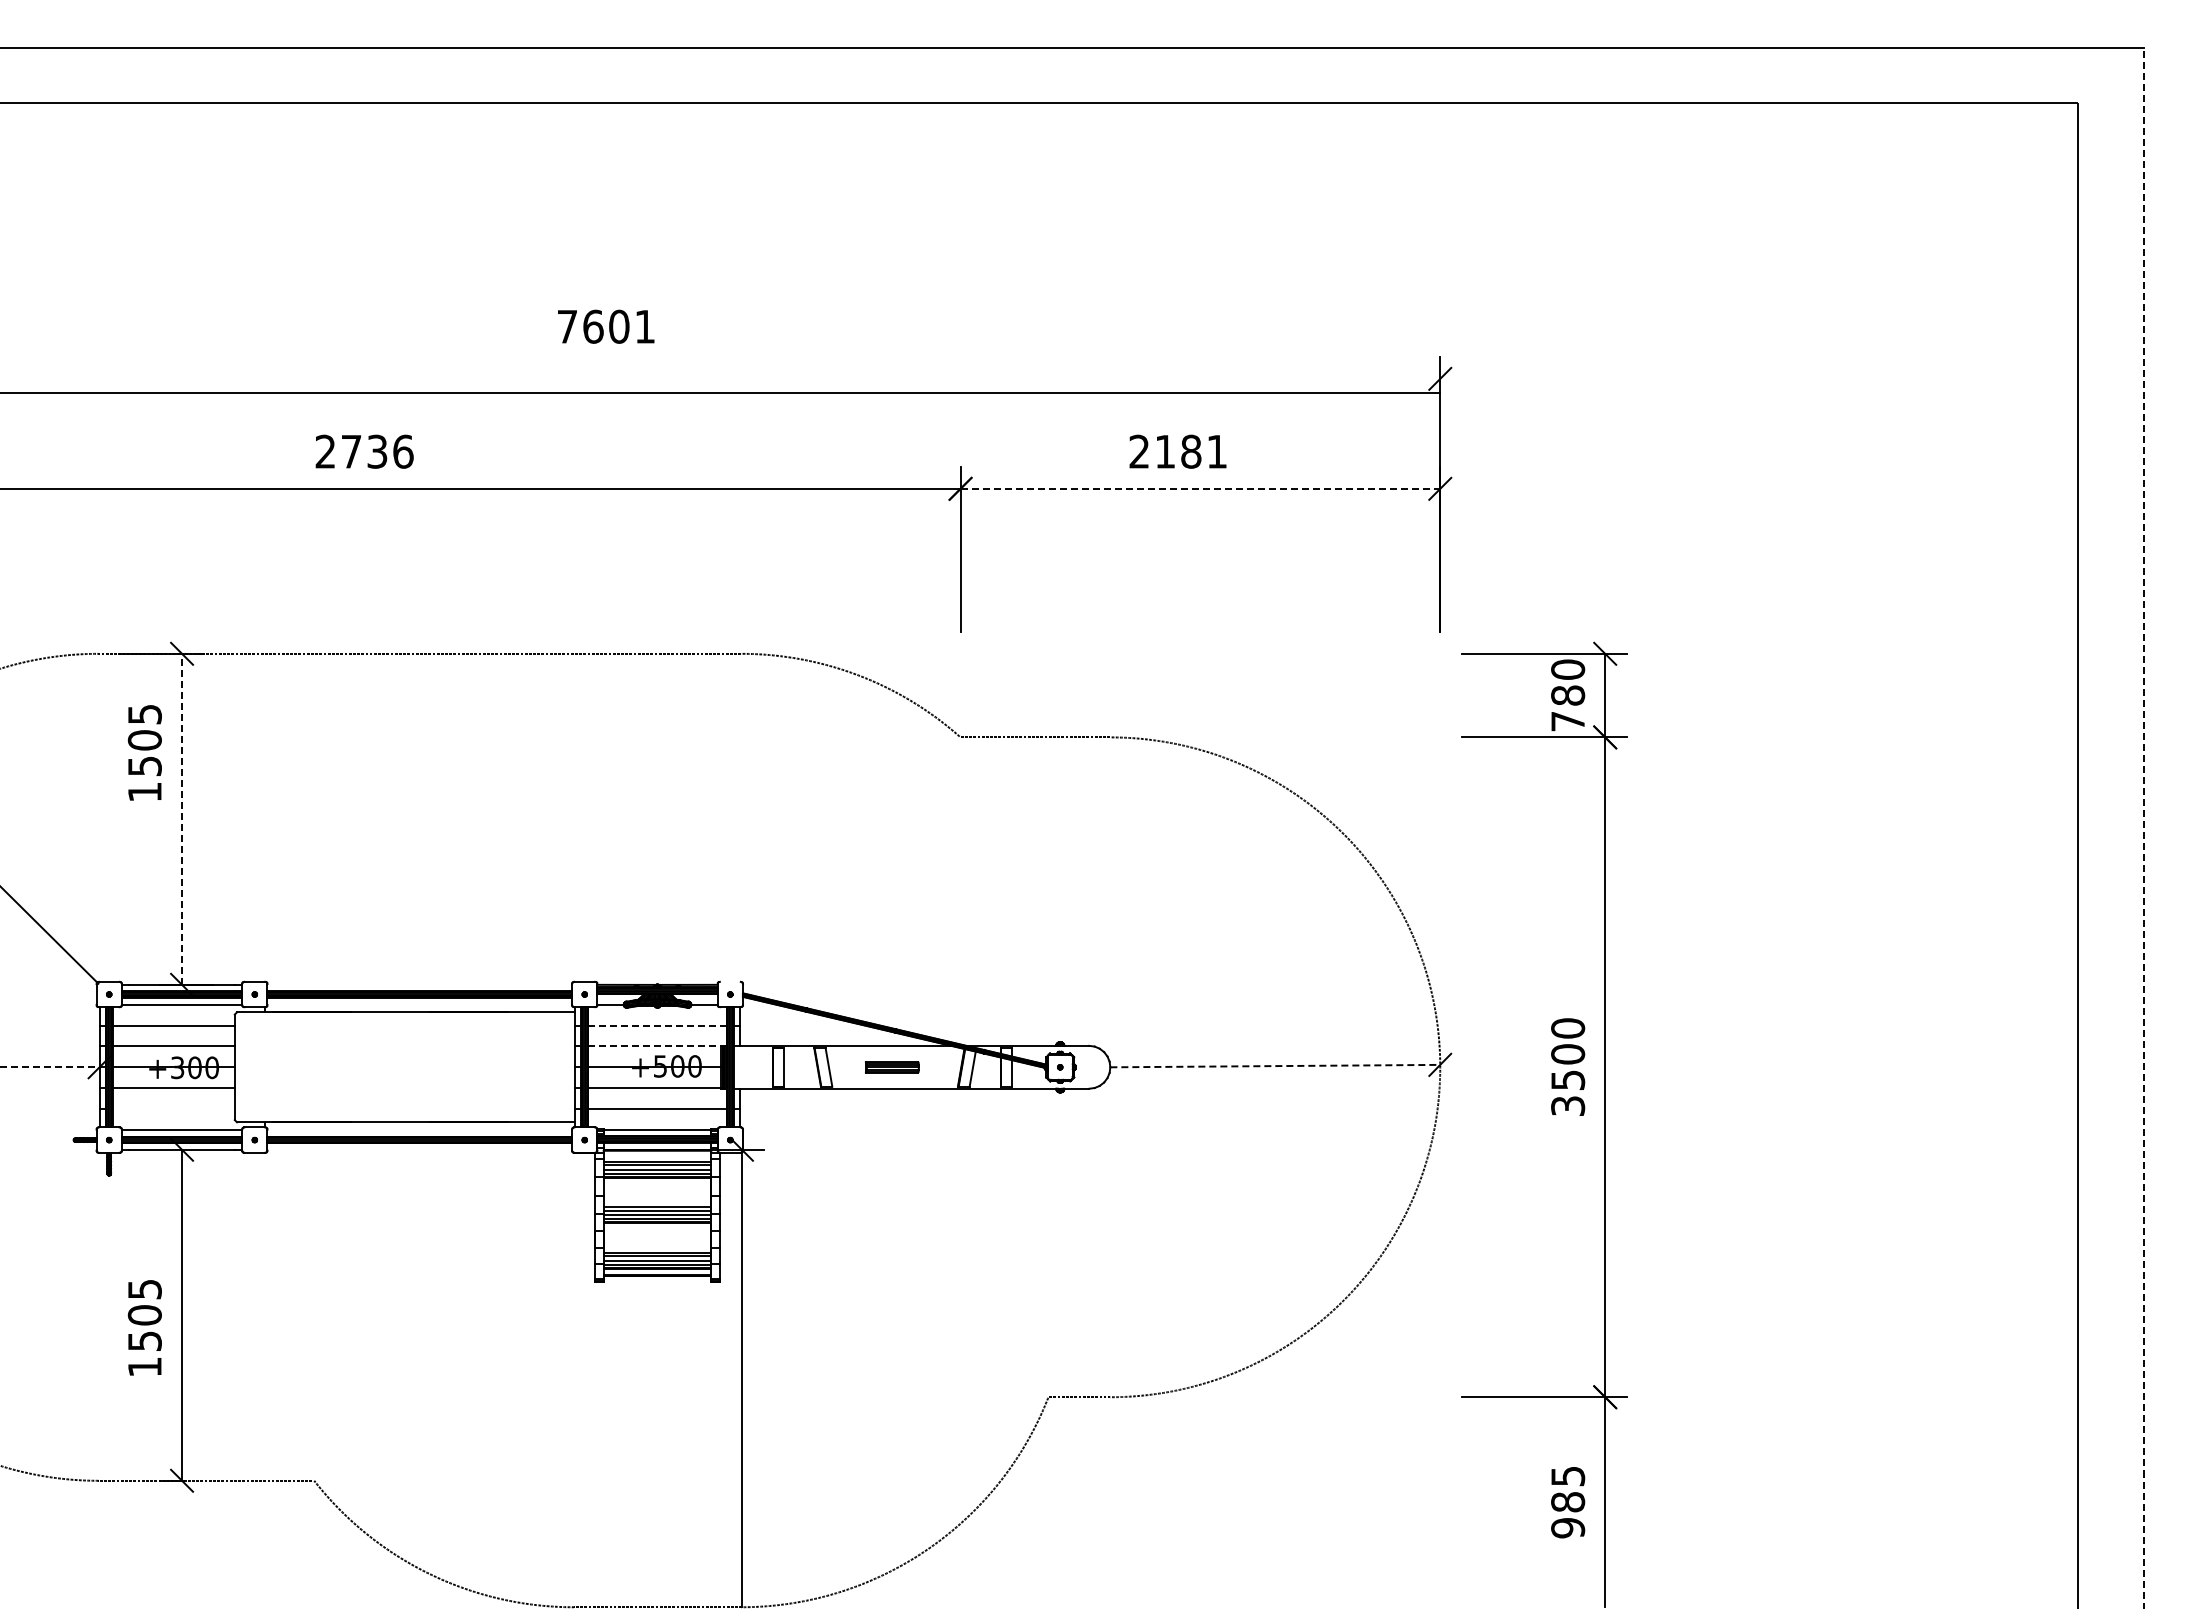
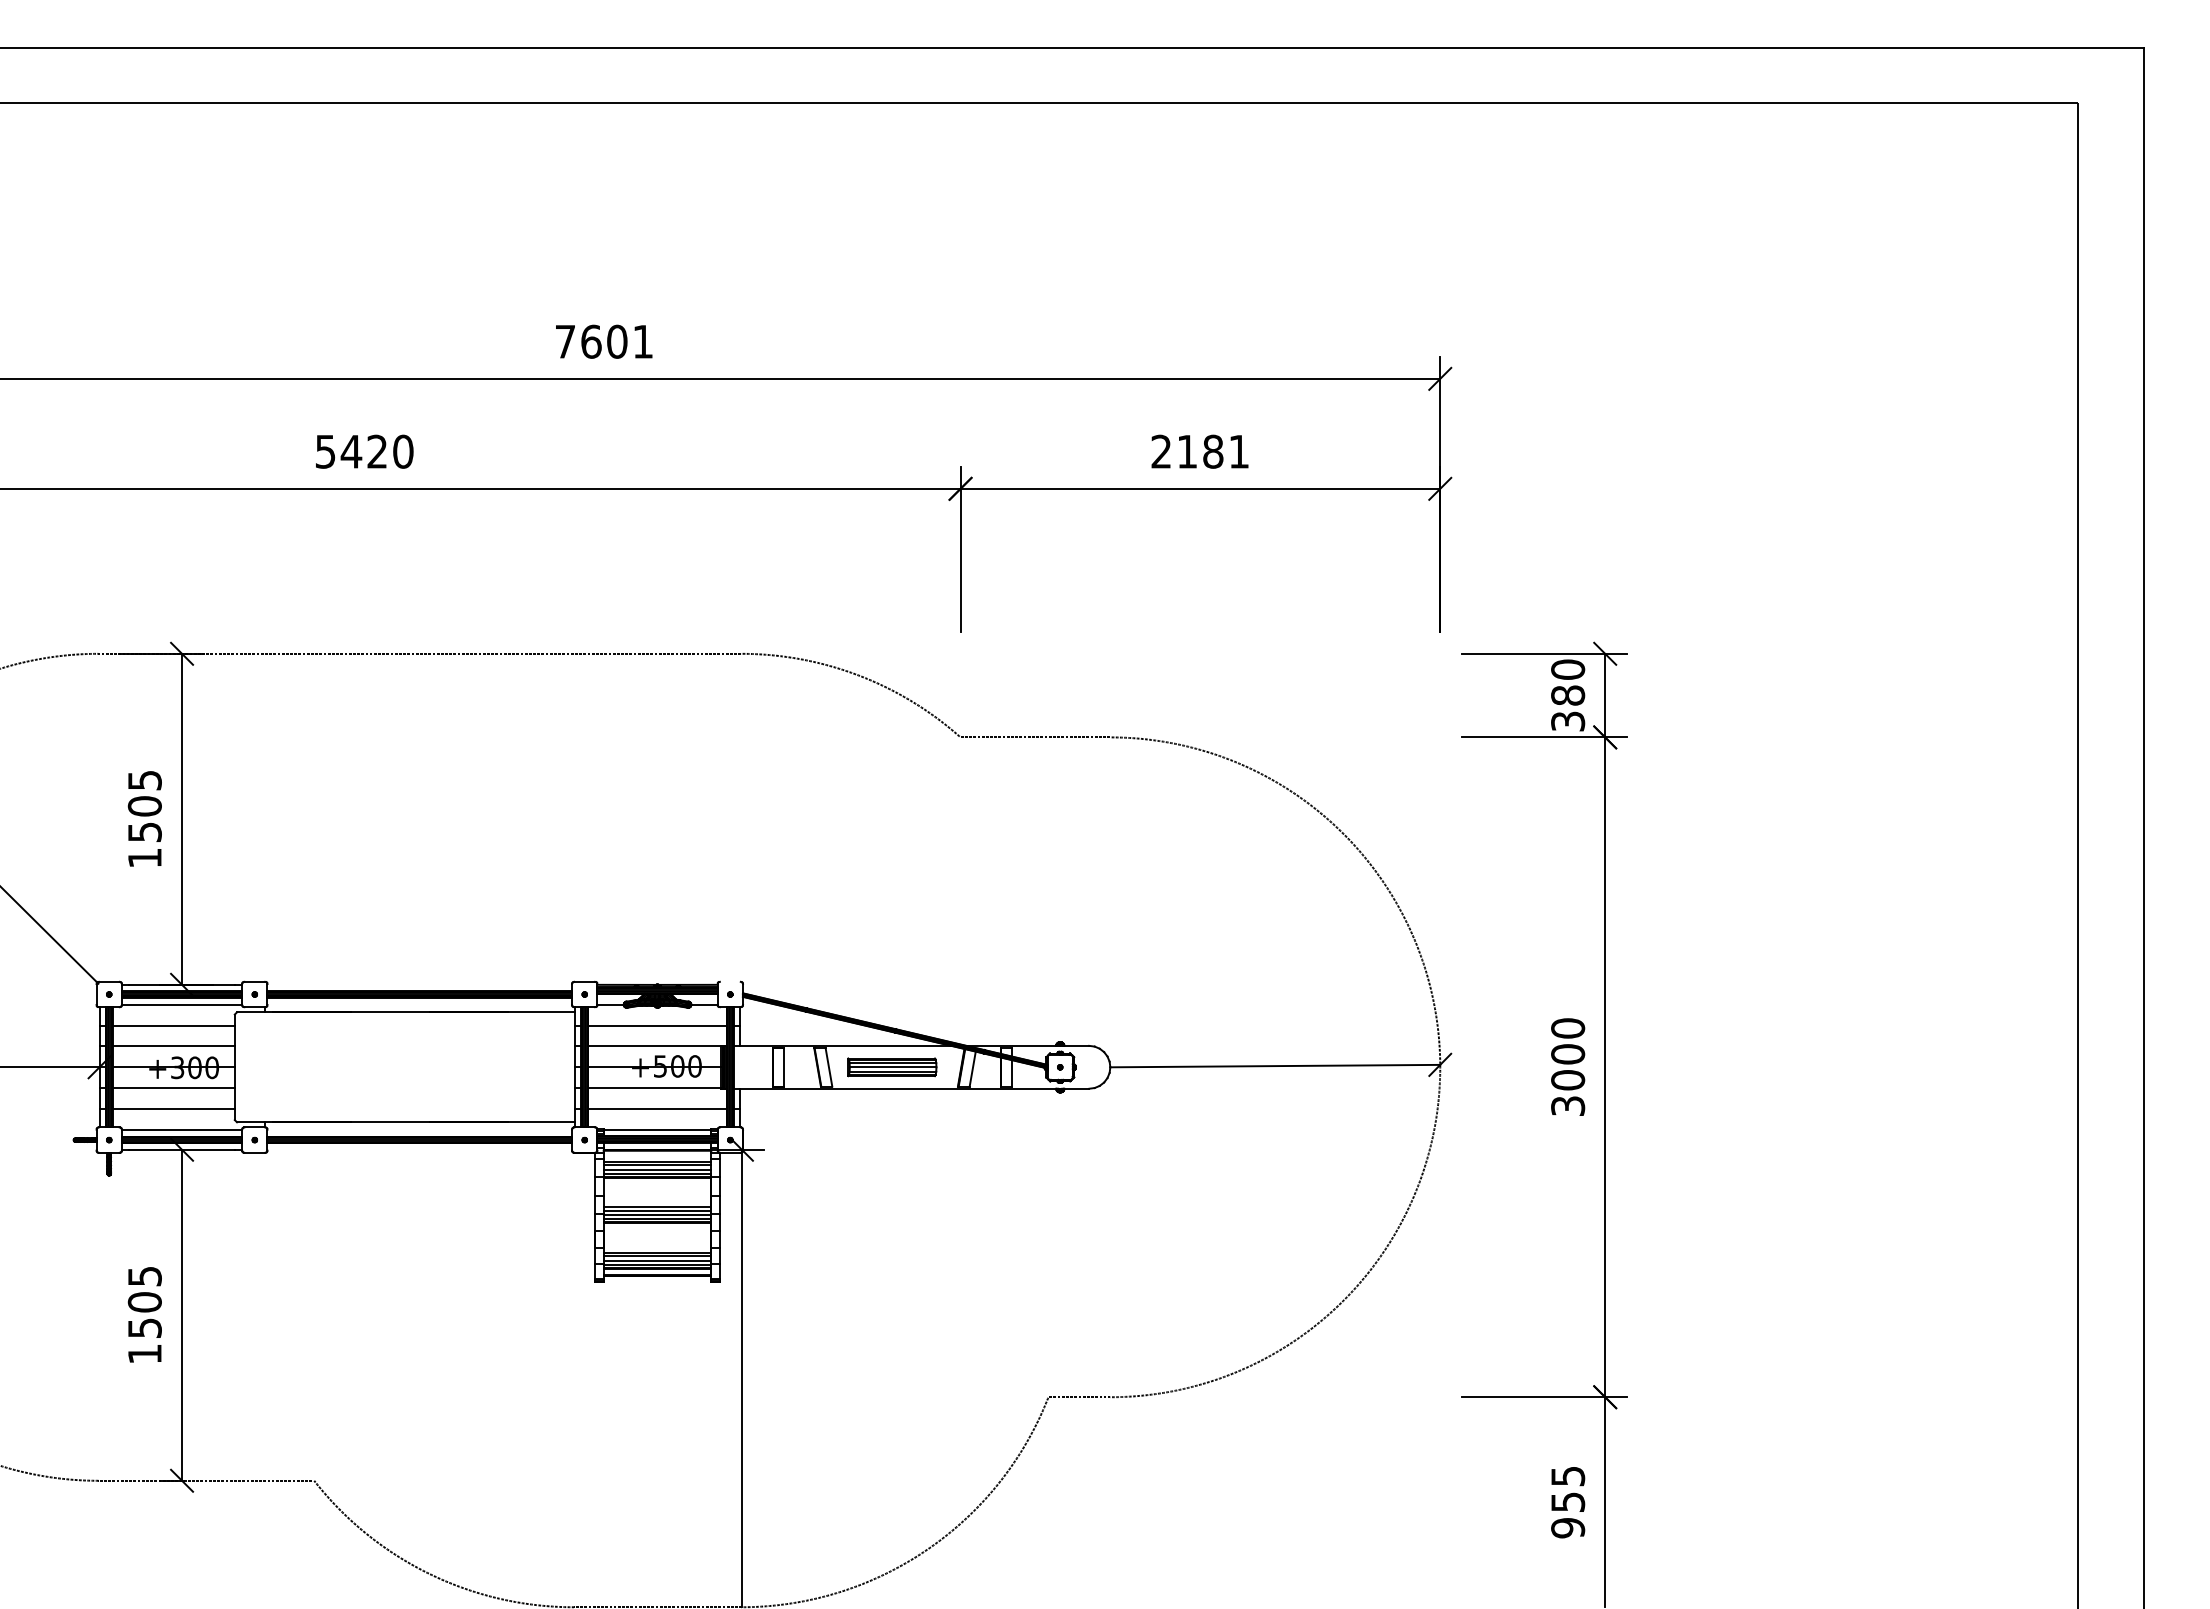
text position: (606, 326) -> (604, 341) (604, 341)
line position: (721, 392) -> (721, 378) (721, 378)
text: 2736 -> 5420 (364, 451)
text position: (1177, 451) -> (1199, 451) (1199, 451)
line: dashed -> solid (1200, 488)
text: 780 -> 380 (1568, 721)
text position: (144, 752) -> (144, 818) (144, 818)
line: dashed -> solid (182, 819)
line: dashed -> solid (2143, 827)
line: dashed -> solid (658, 1025)
line: dashed -> solid (654, 1046)
line: dashed -> solid (1275, 1066)
line: dashed -> solid (50, 1067)
part size: 55x13 px -> 91x21 px (892, 1067)
text: 3500 -> 3000 (1568, 1080)
line: none -> present (173, 1109)
text position: (144, 1327) -> (144, 1314) (144, 1314)
text: 985 -> 955 (1568, 1502)
